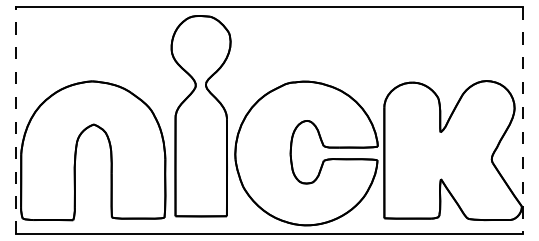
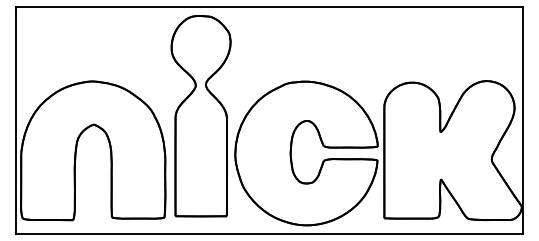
line: dashed -> solid (16, 120)
line: dashed -> solid (522, 120)
